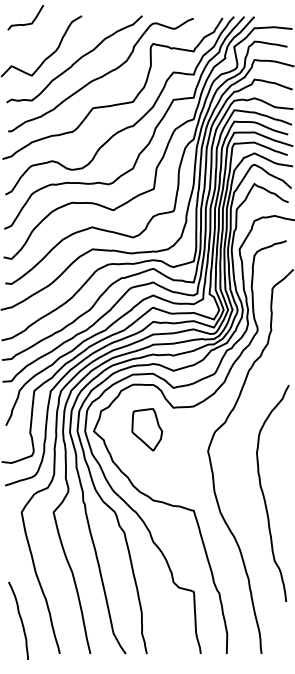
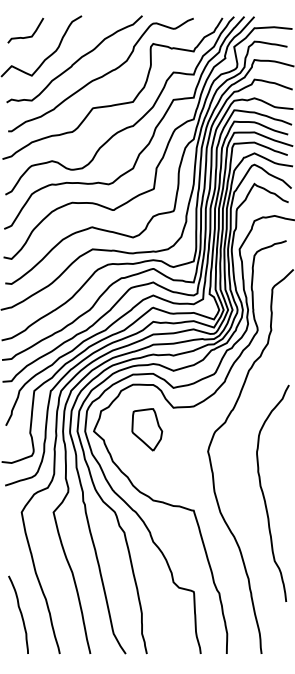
curve position: (25, 23) -> (25, 36) (25, 36)
curve position: (20, 620) -> (20, 614) (20, 614)
